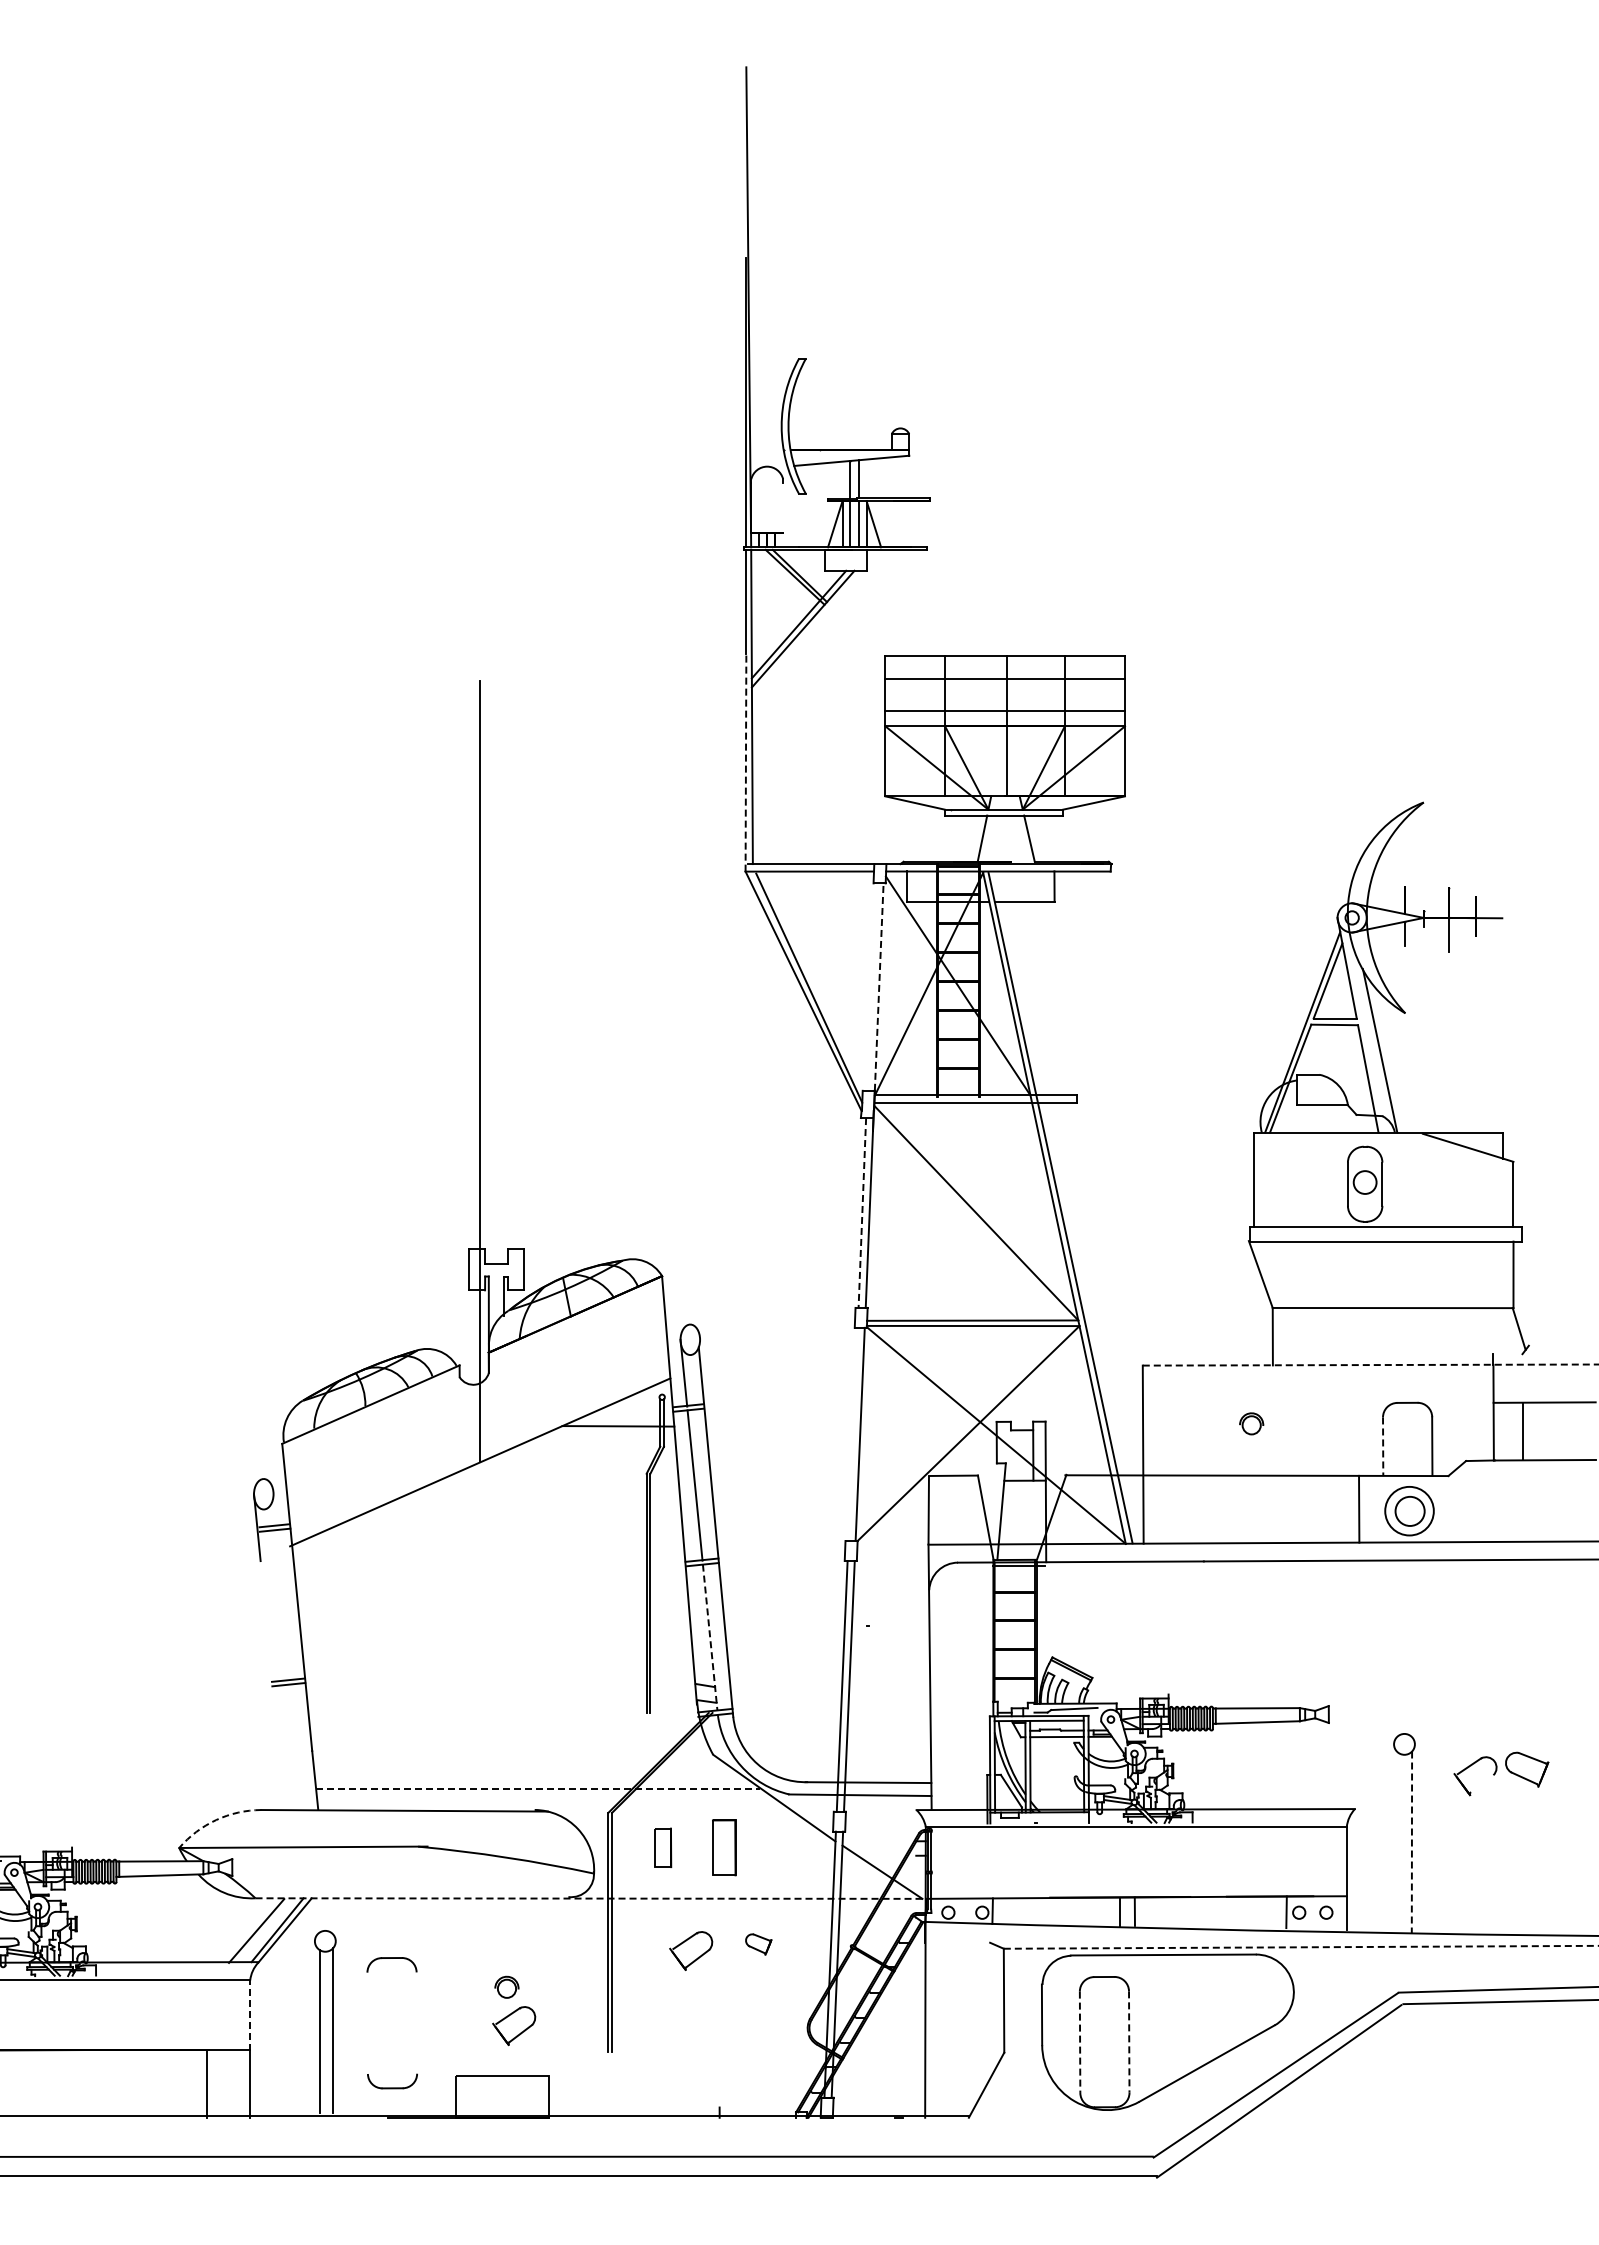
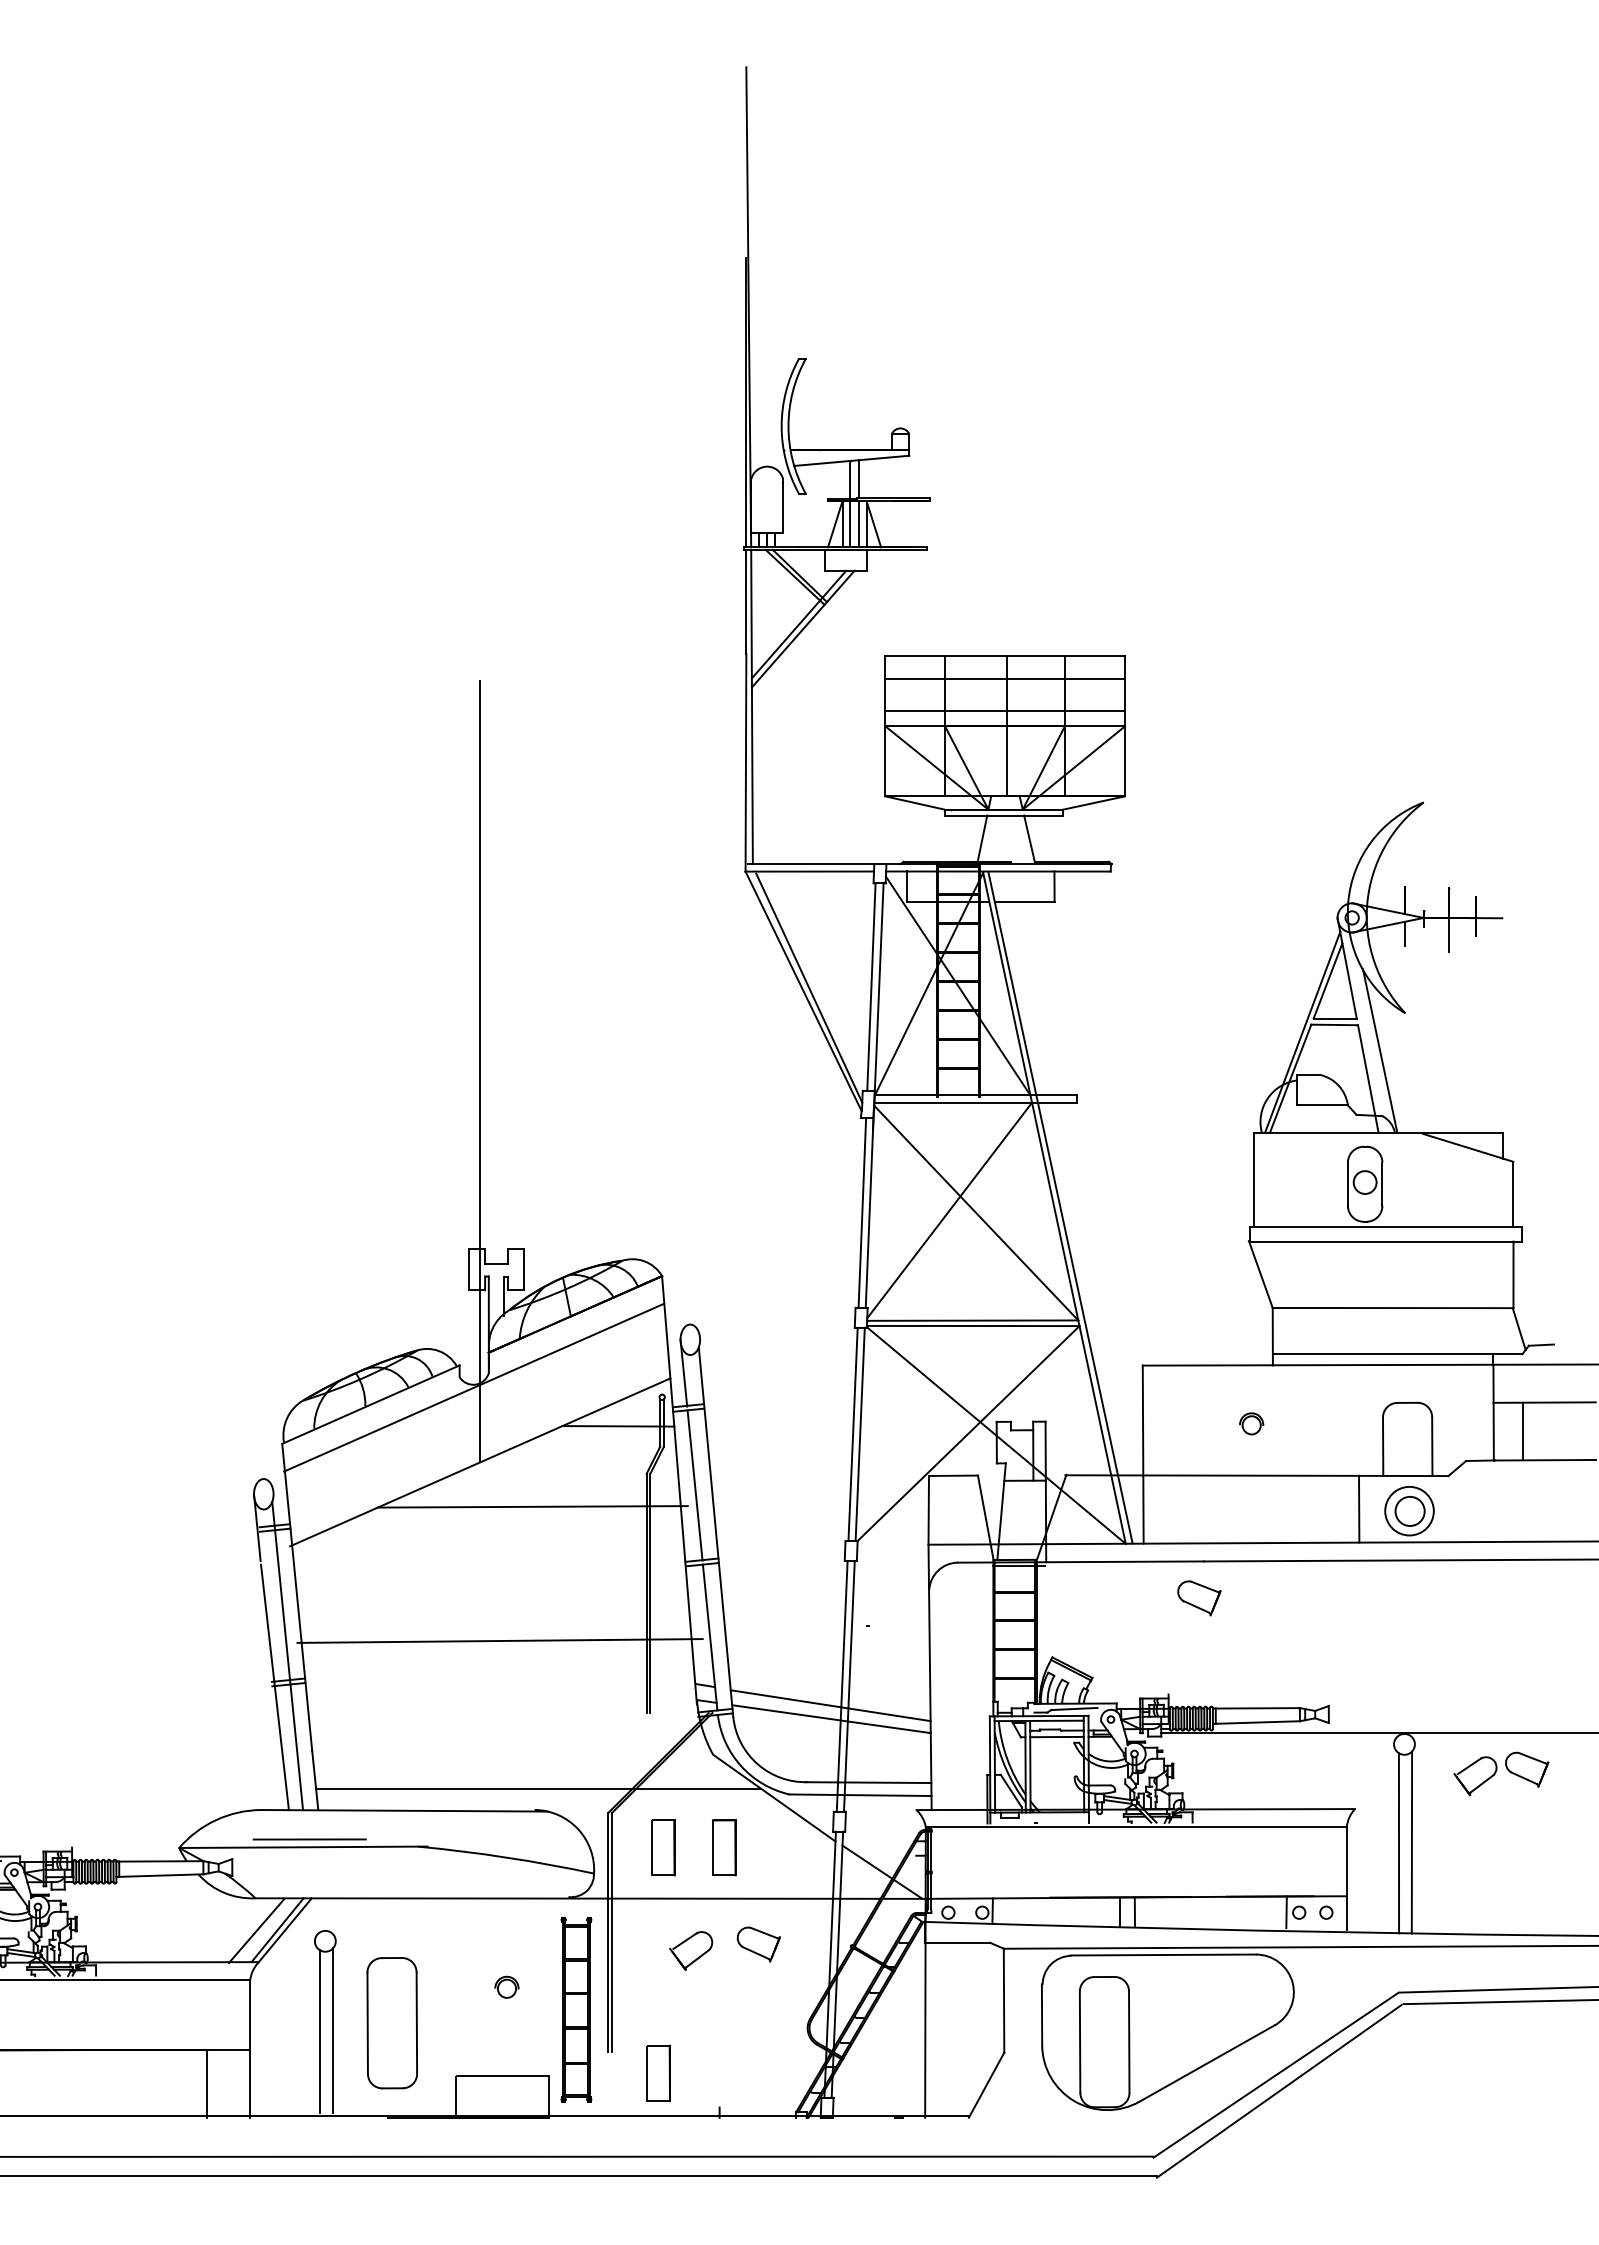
line: none -> present (783, 508)
line: dashed -> solid (745, 762)
line: none -> present (871, 986)
line: dashed -> solid (879, 987)
line: none -> present (949, 1210)
line: dashed -> solid (862, 1213)
line: none -> present (1540, 1344)
line: none -> present (1397, 1354)
line: dashed -> solid (1370, 1365)
line: none -> present (474, 1387)
line: none -> present (852, 1434)
line: dashed -> solid (1383, 1447)
line: none -> present (532, 1506)
part: none -> present (1199, 1598)
line: dashed -> solid (710, 1638)
line: none -> present (499, 1640)
line: none -> present (287, 1655)
line: none -> present (274, 1686)
line: none -> present (830, 1705)
line: none -> present (831, 1719)
line: none -> present (1378, 1733)
line: none -> present (1481, 1783)
line: dashed -> solid (538, 1789)
arc: dashed -> solid (216, 1820)
line: none -> present (309, 1839)
line: none -> present (1398, 1843)
line: dashed -> solid (1411, 1843)
part size: 19x41 px -> 25x58 px (663, 1847)
line: dashed -> solid (591, 1898)
line: none -> present (957, 1942)
part size: 28x23 px -> 45x37 px (758, 1944)
line: dashed -> solid (1301, 1947)
part: none -> present (576, 2009)
line: dashed -> solid (250, 2015)
line: none -> present (367, 2022)
line: none -> present (416, 2022)
part: present -> none (514, 2025)
line: dashed -> solid (1080, 2042)
line: dashed -> solid (1129, 2042)
part: none -> present (658, 2072)
